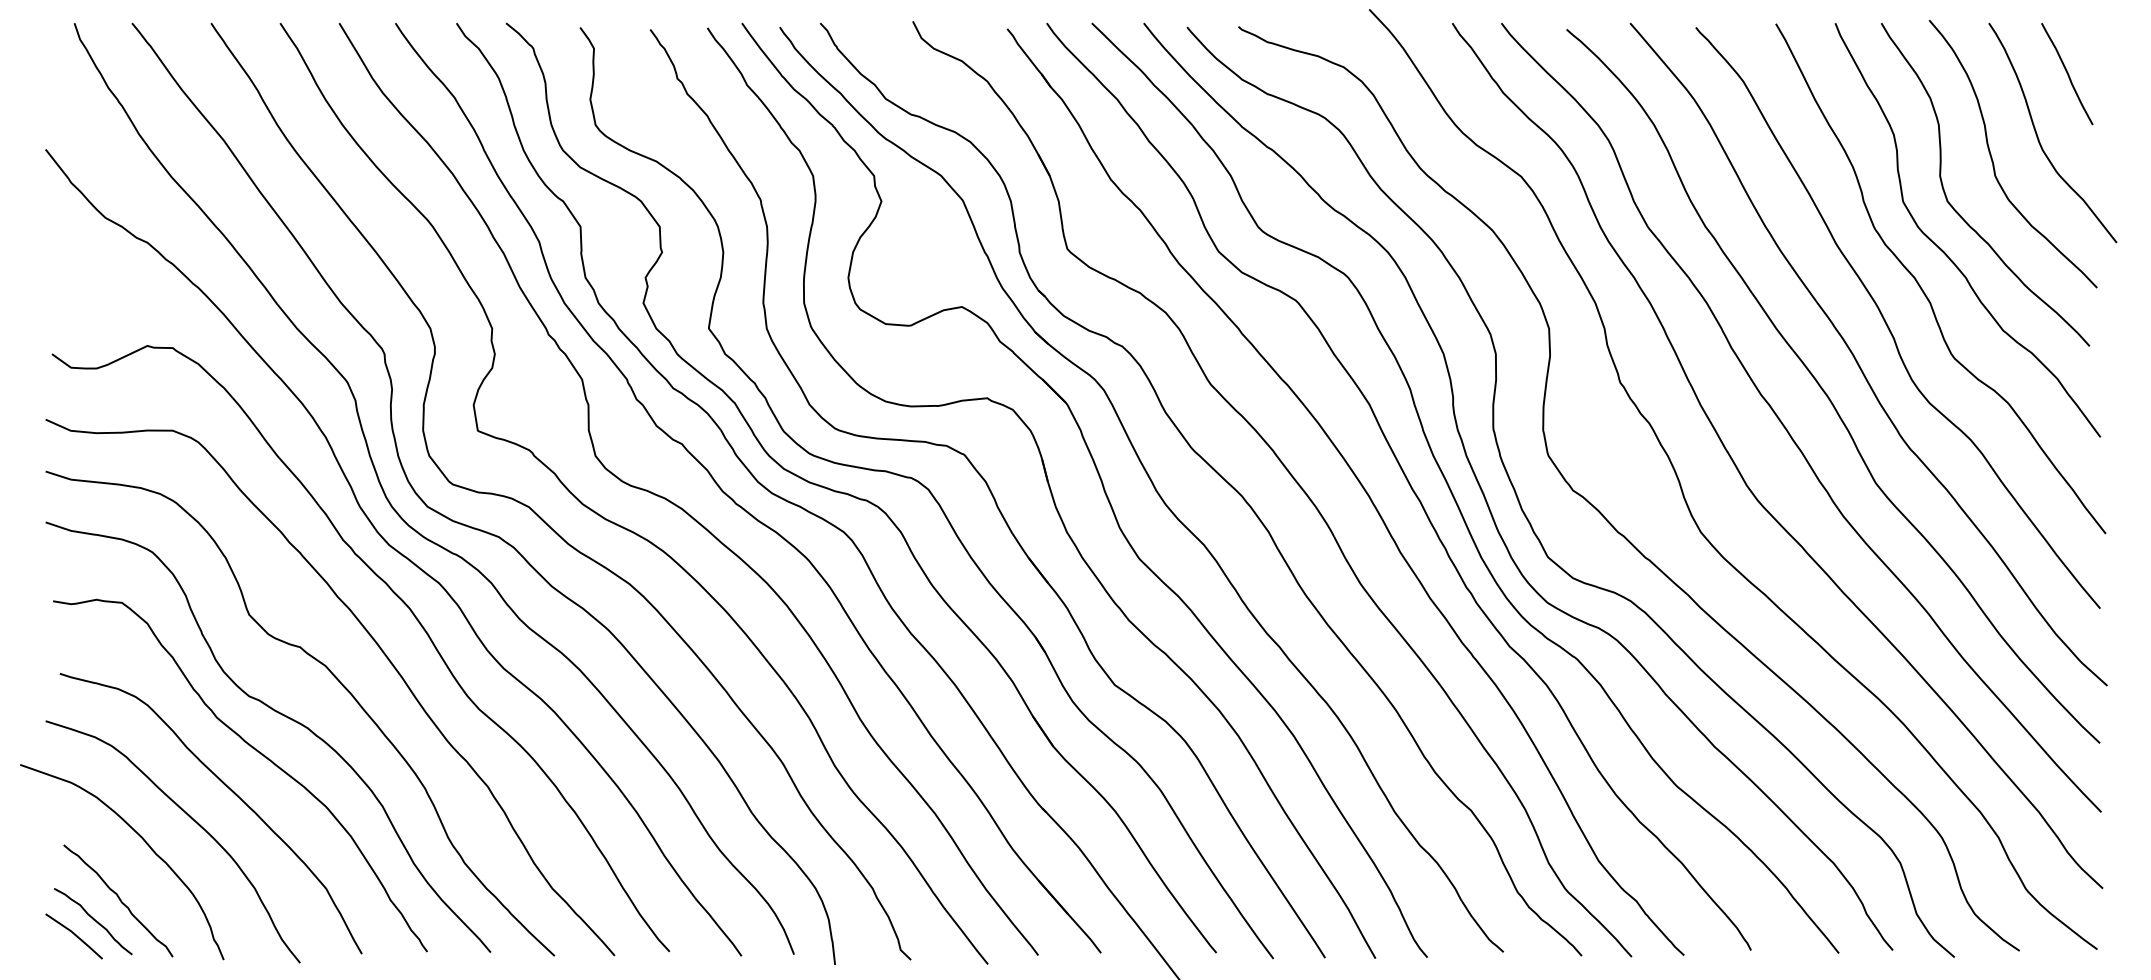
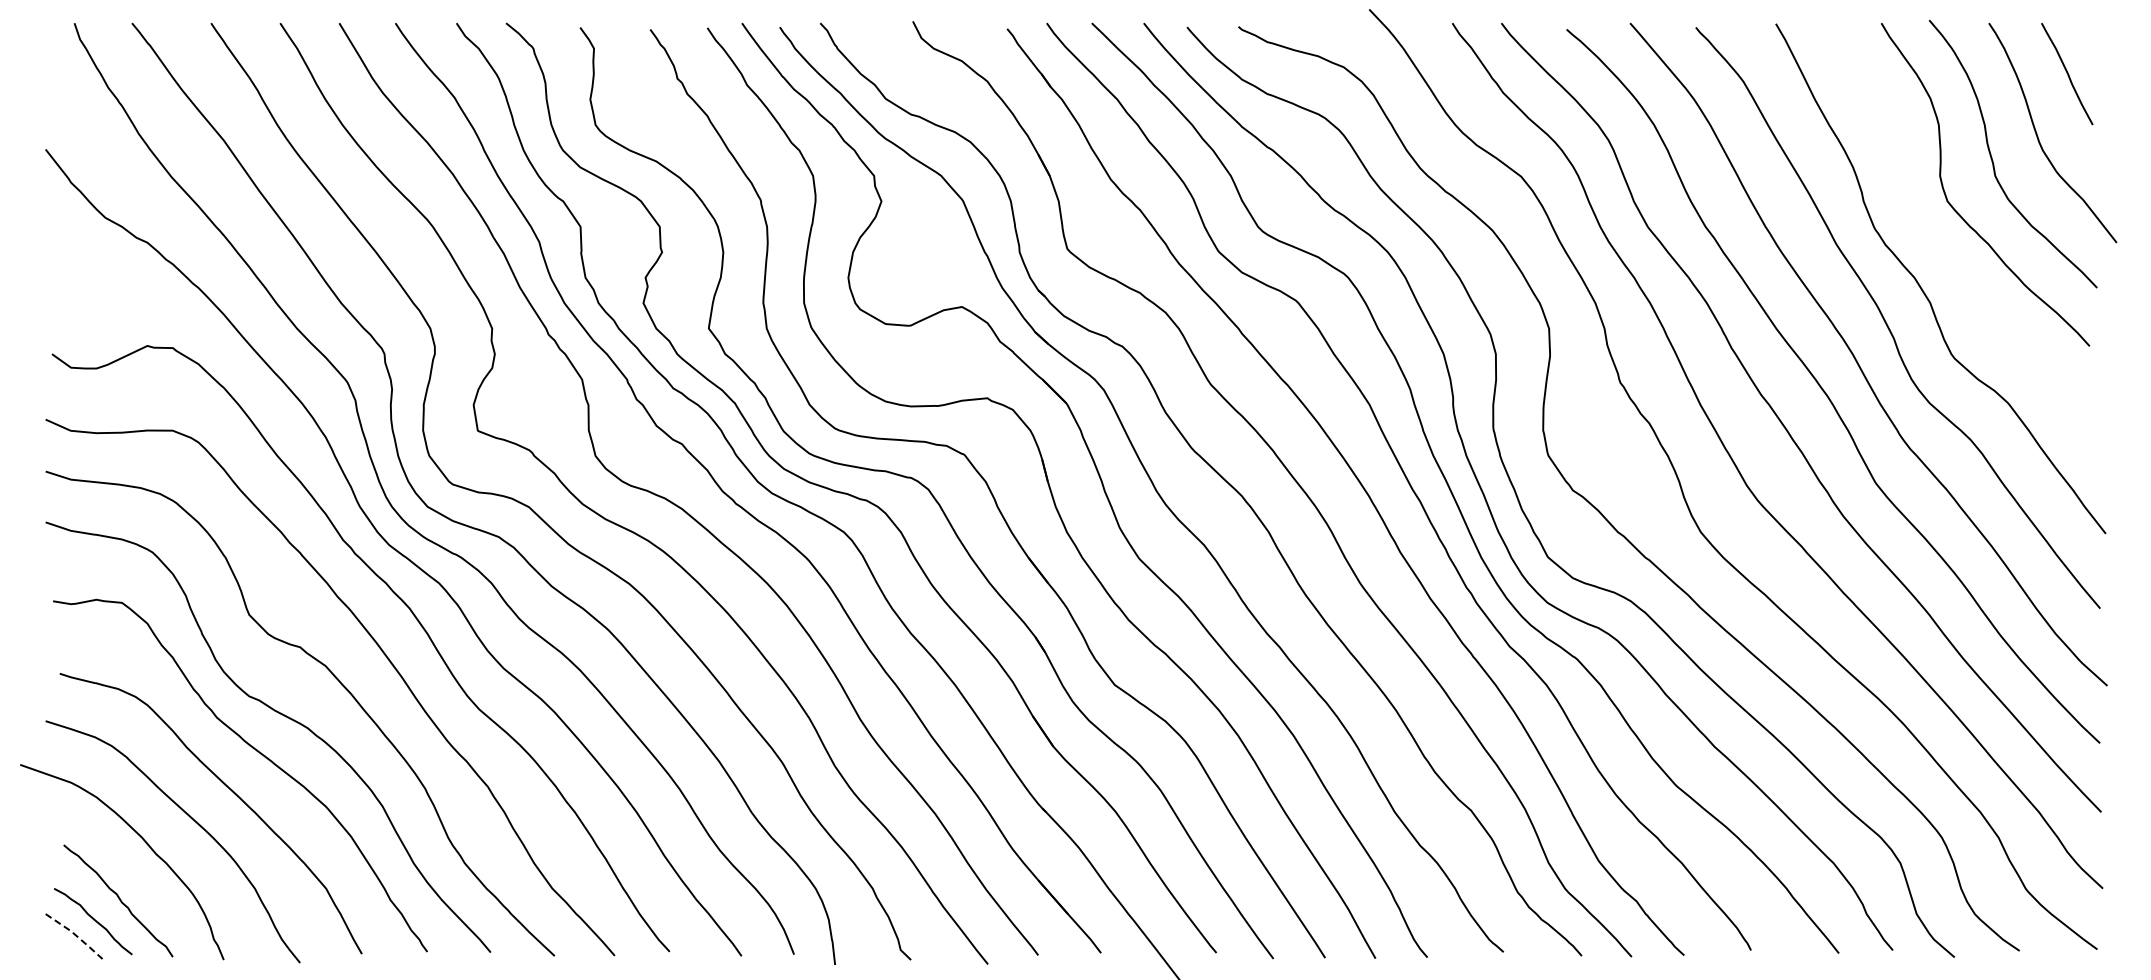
curve: present -> none (1945, 252)
line: solid -> dashed (75, 935)
